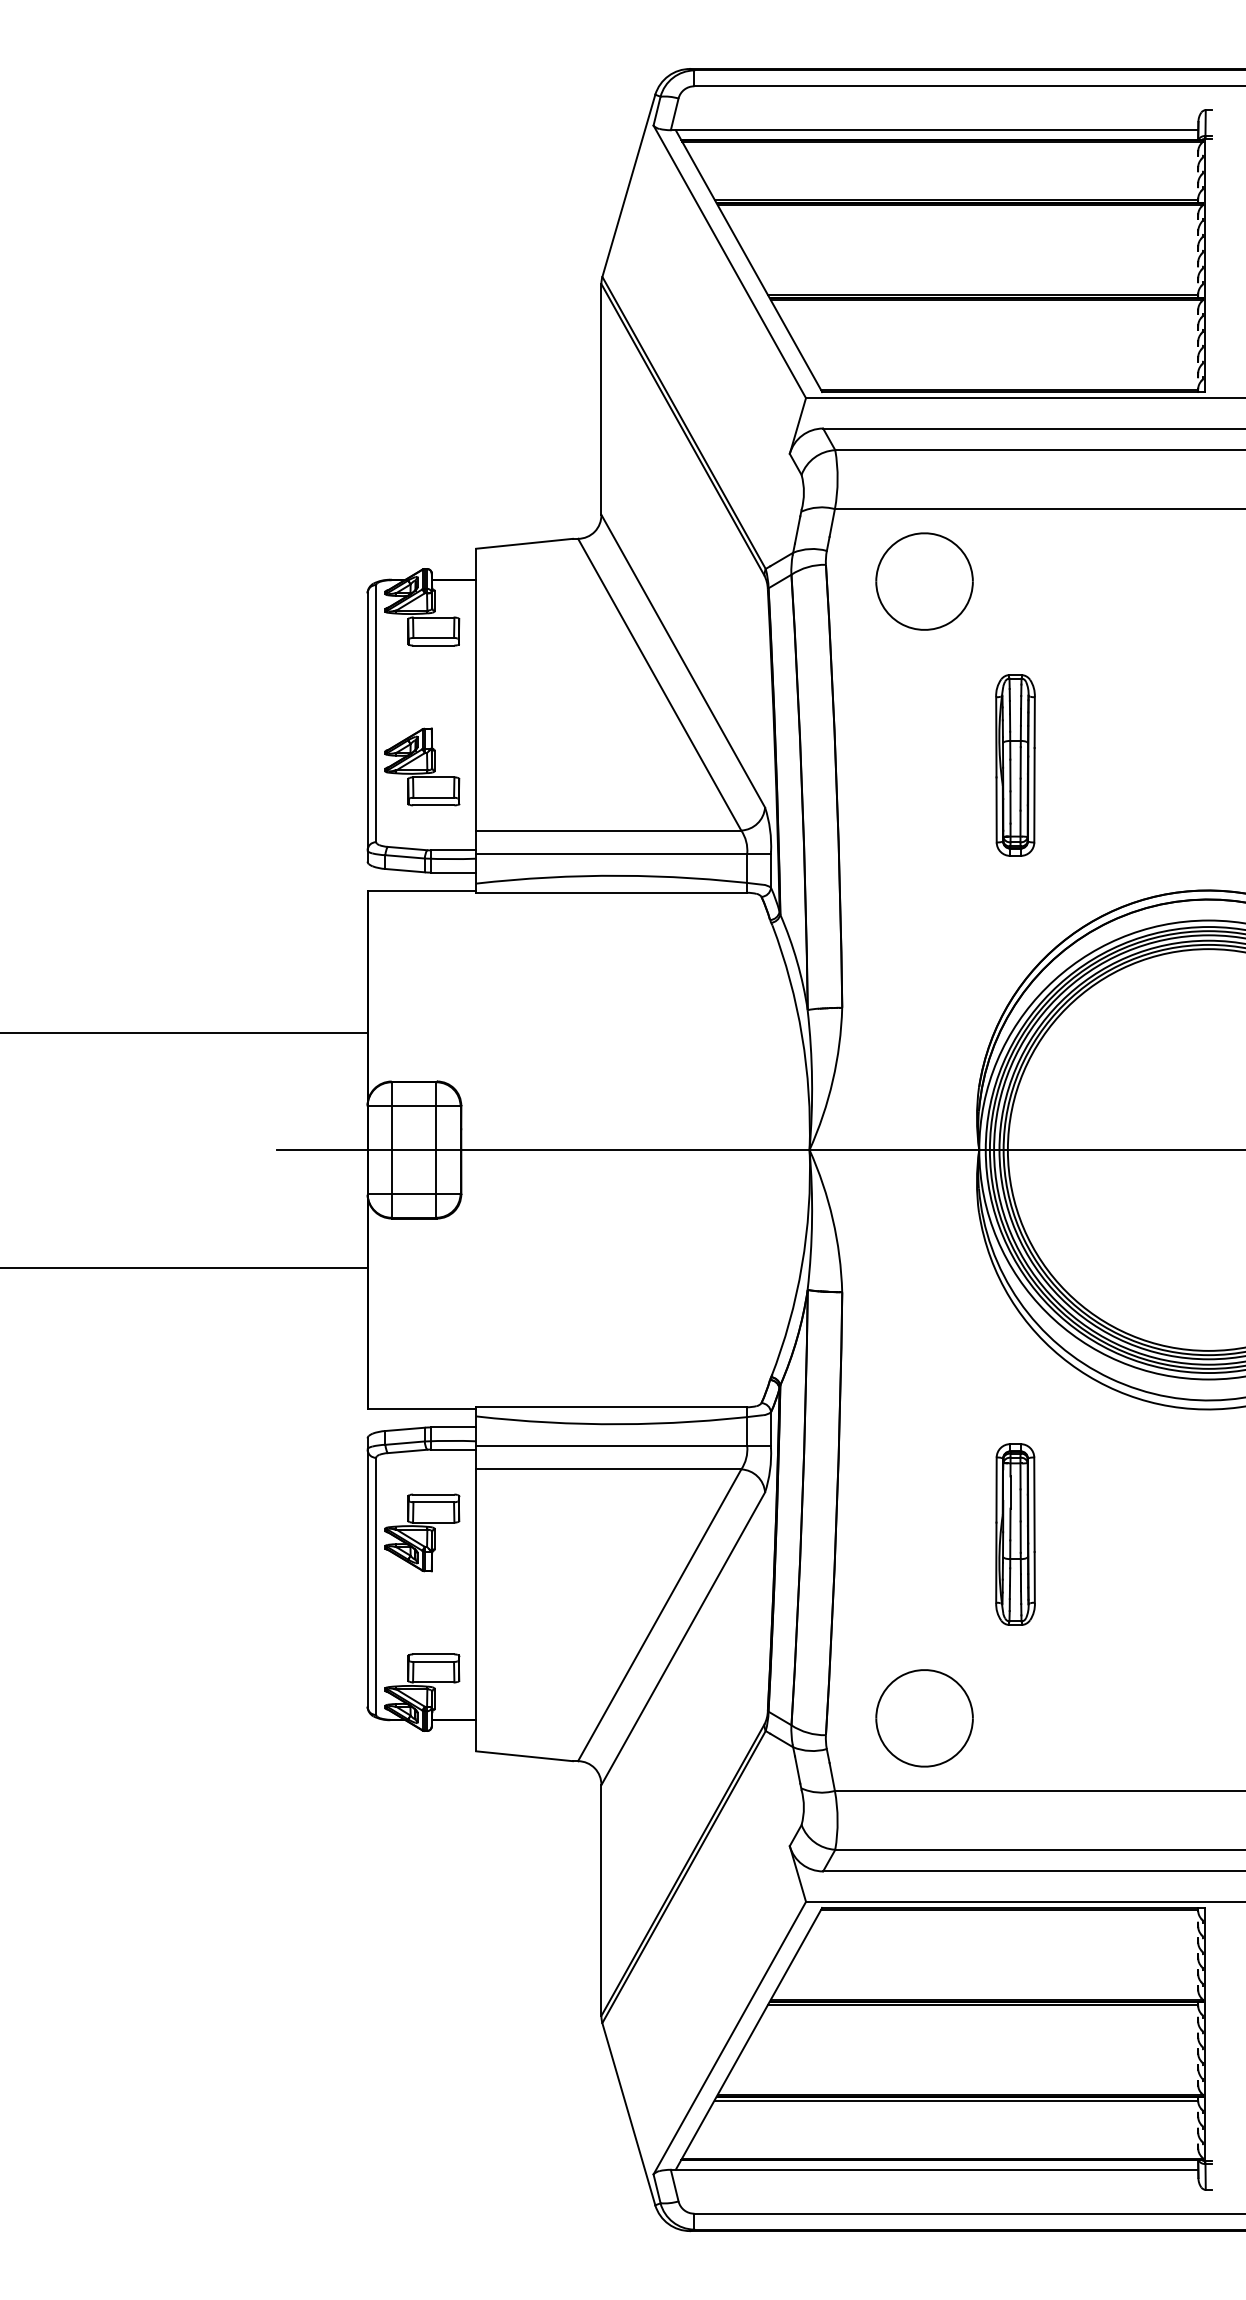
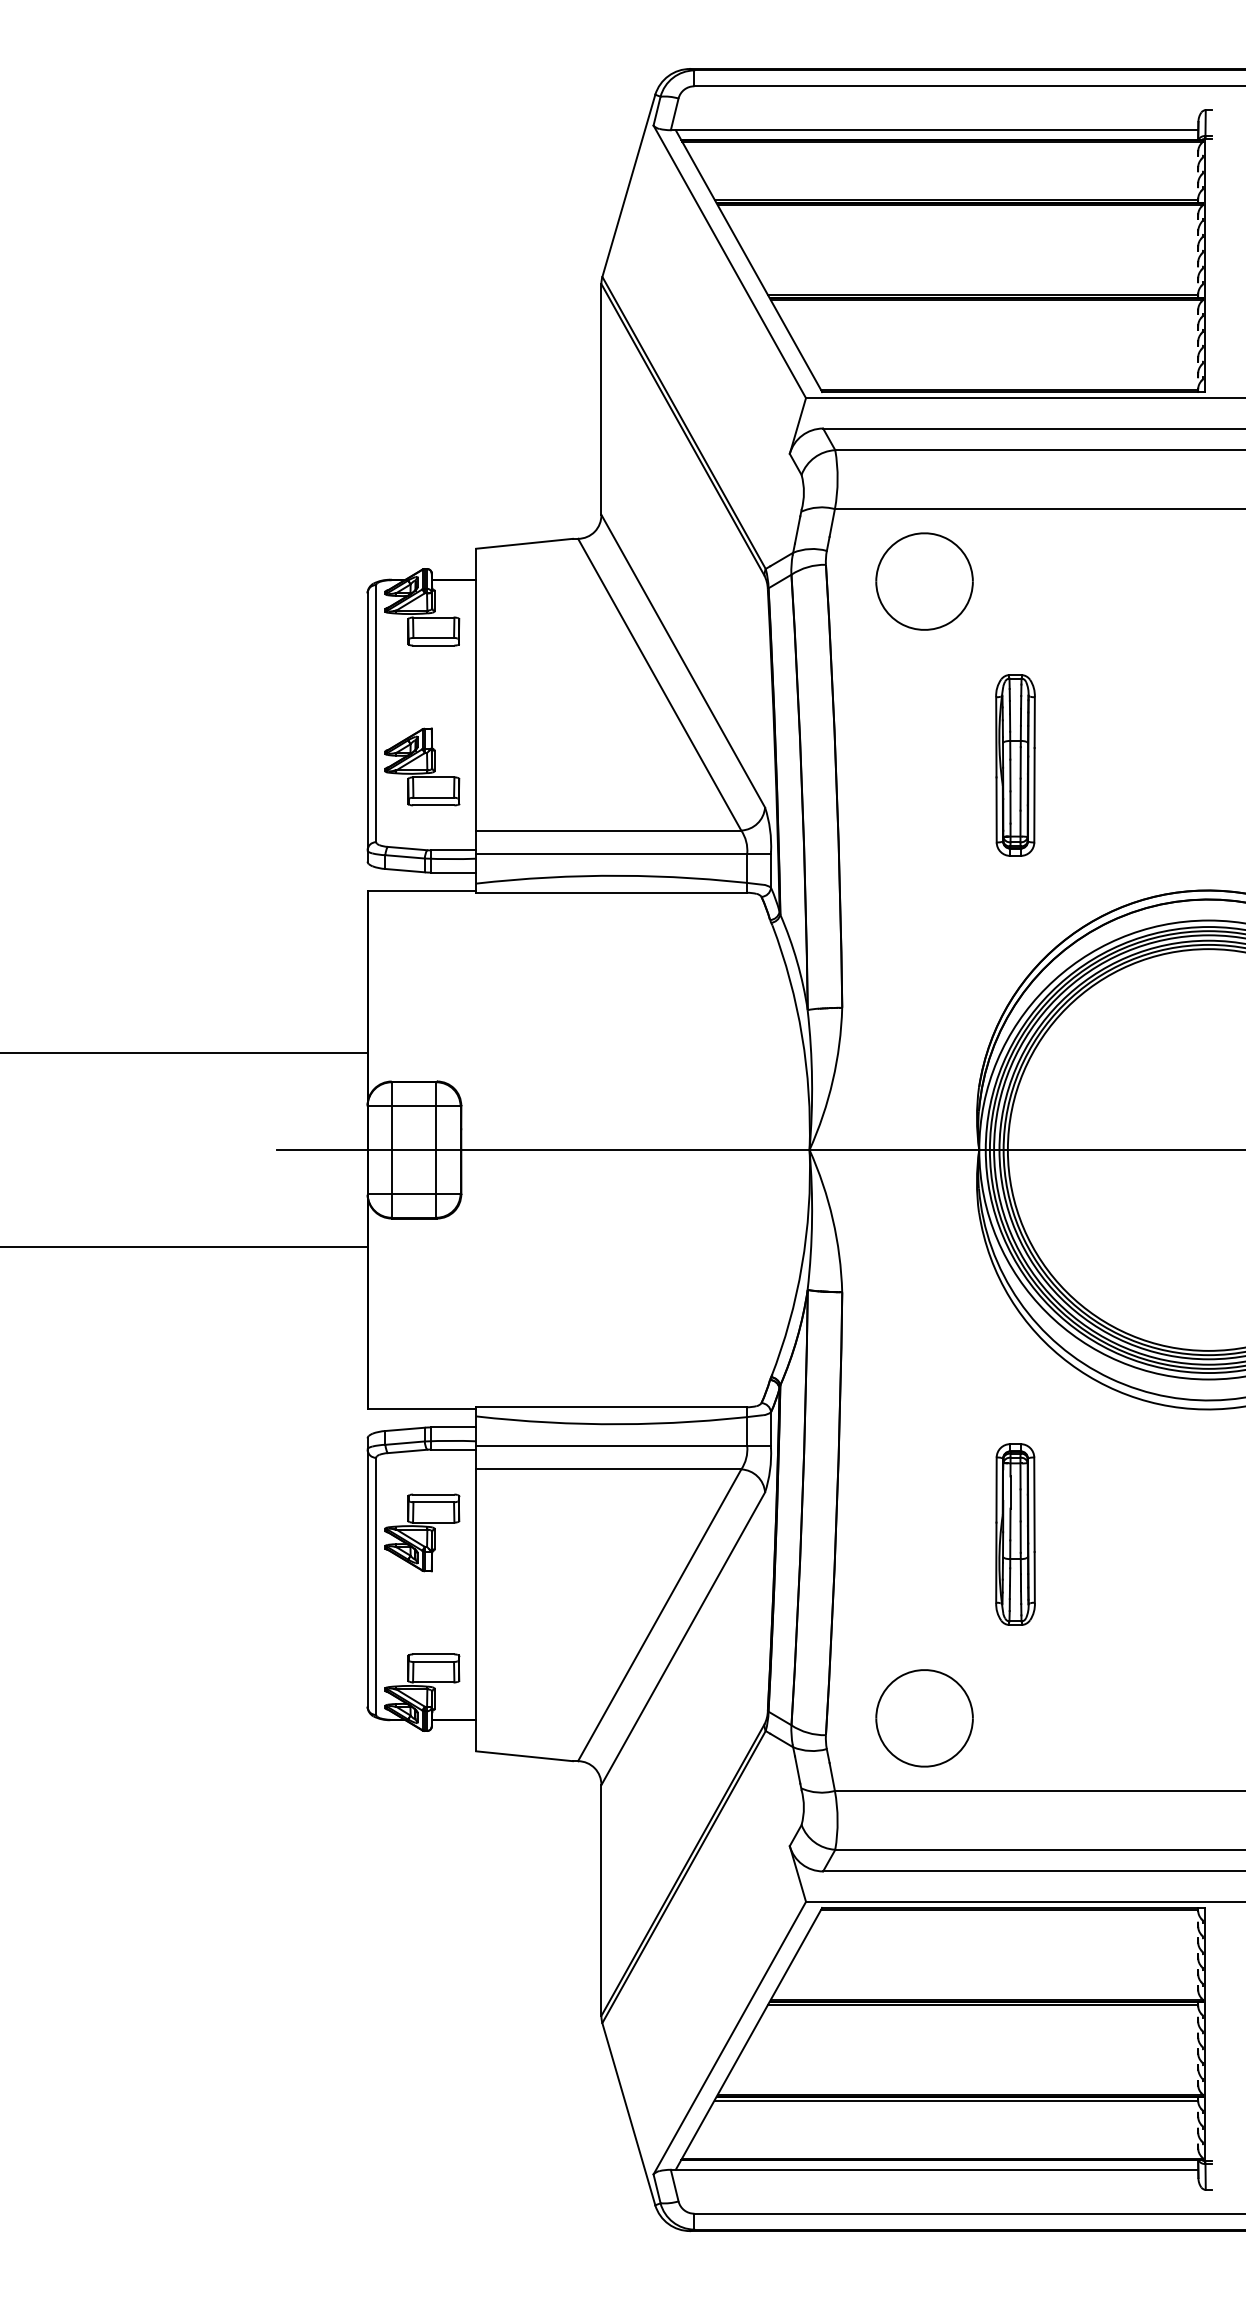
line position: (184, 1033) -> (184, 1053) (184, 1053)
line position: (184, 1267) -> (184, 1246) (184, 1246)
